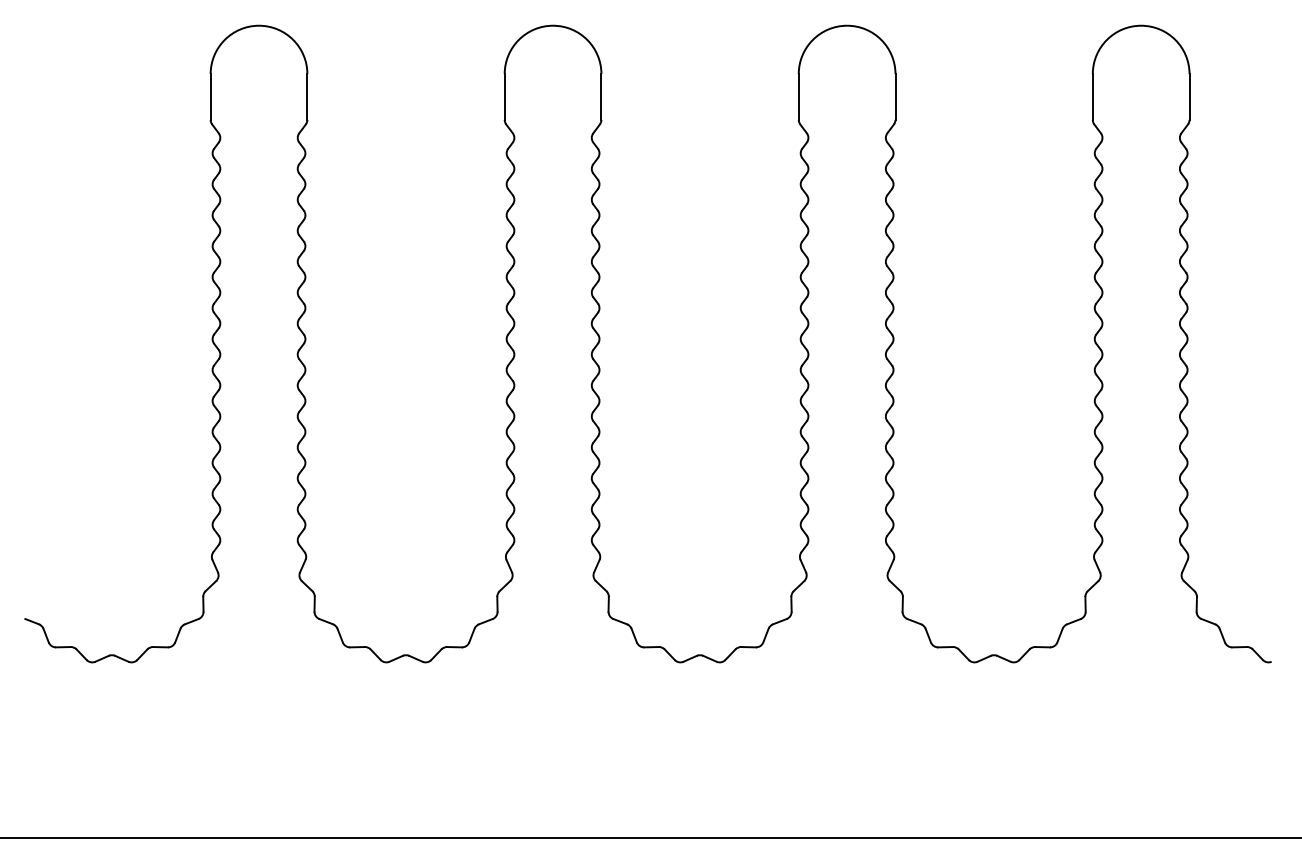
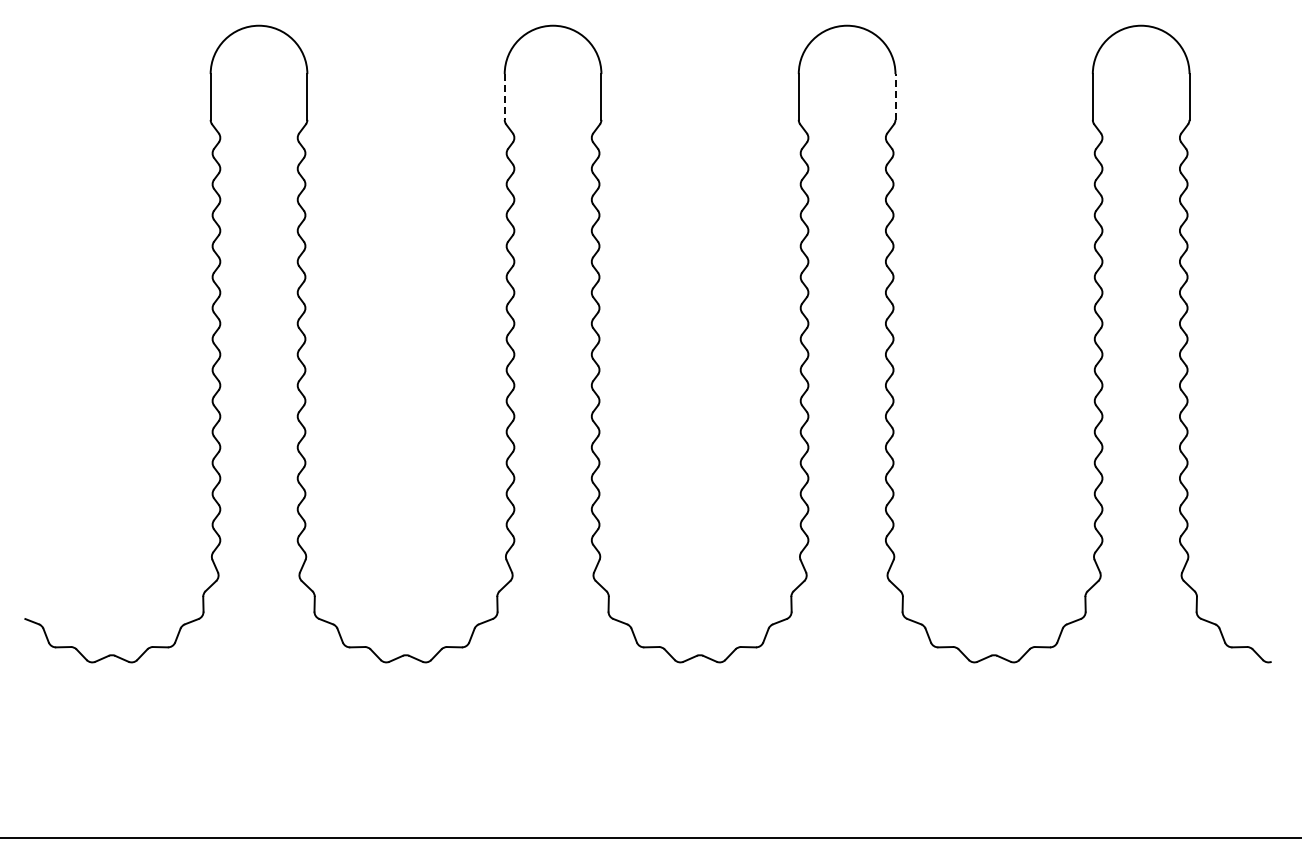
line: solid -> dashed (504, 97)
line: solid -> dashed (895, 97)
